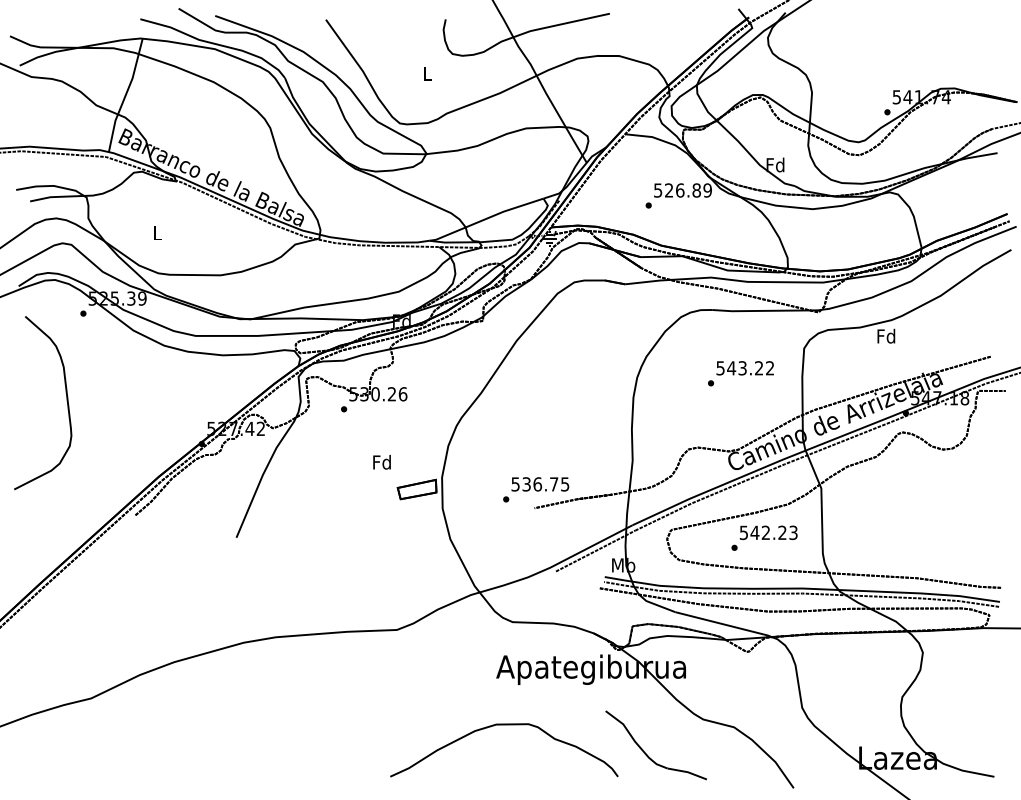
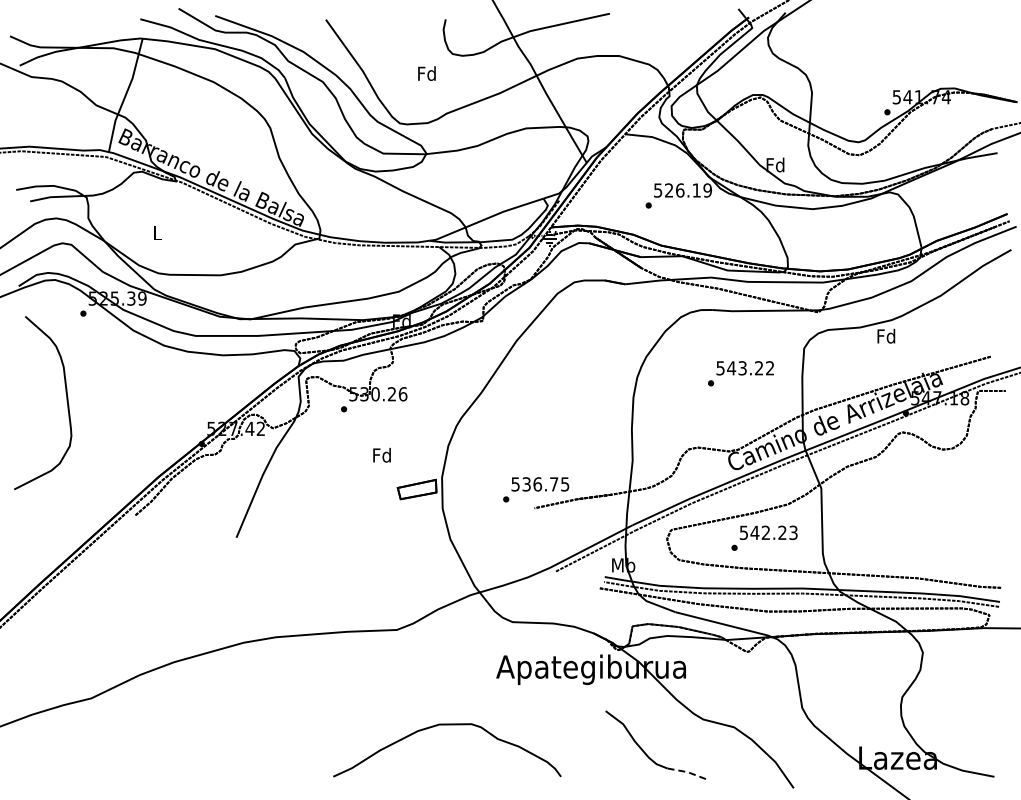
text: L -> Fd (426, 73)
text: 526.89 -> 526.19 (696, 190)
text position: (381, 462) -> (381, 455) (381, 455)
curve position: (504, 725) -> (447, 725) (447, 725)
line: solid -> dashed (687, 772)
